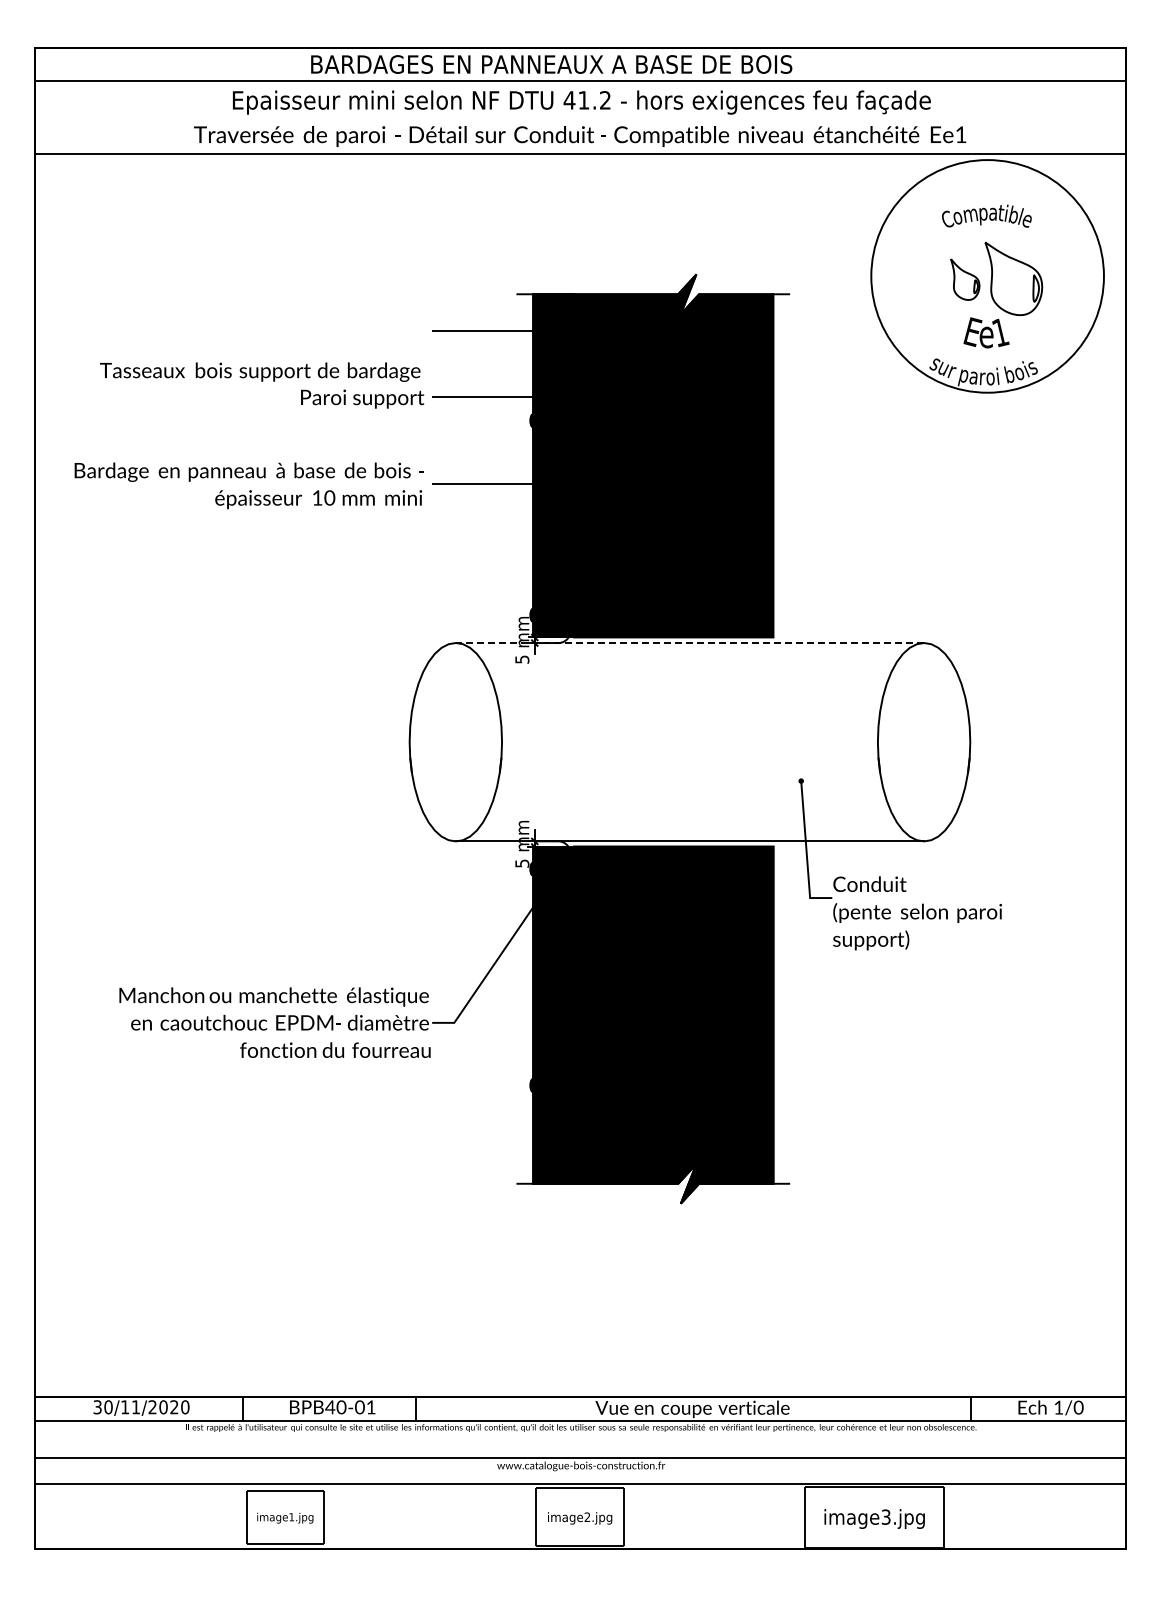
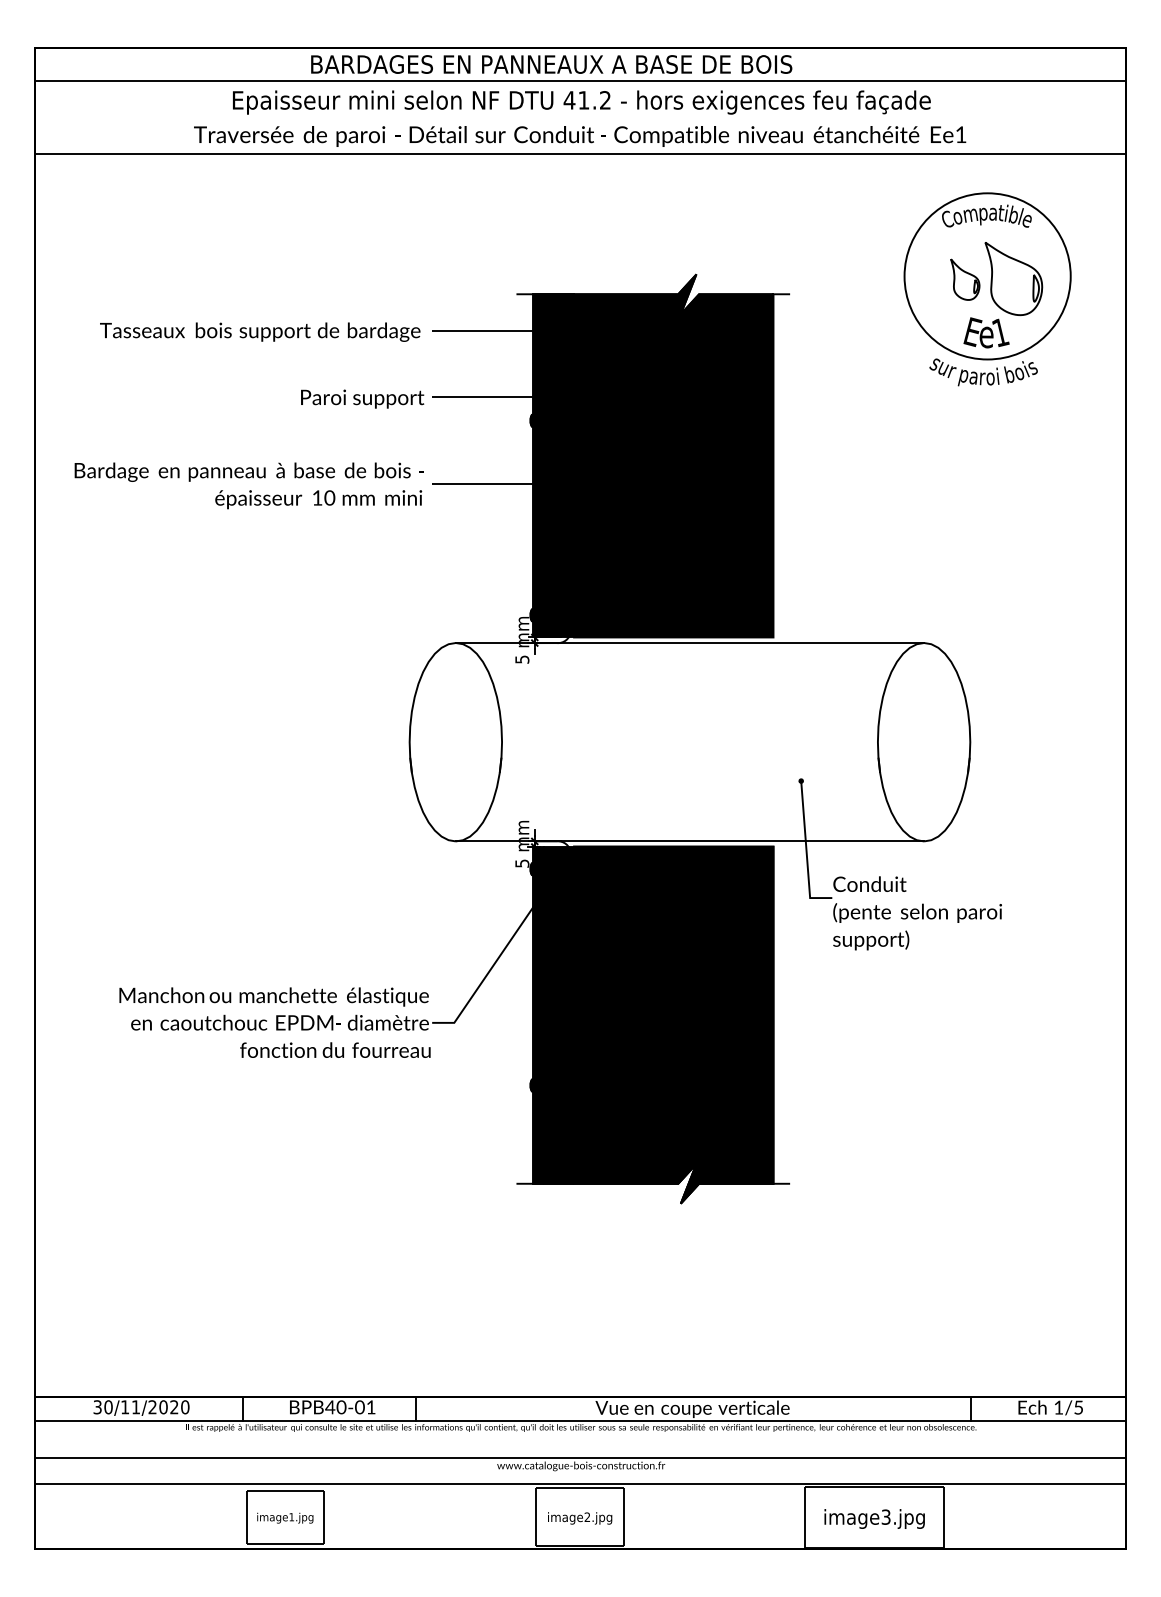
circle diameter: 233 px -> 166 px (987, 276)
text position: (260, 371) -> (260, 331) (260, 331)
line: dashed -> solid (689, 643)
text: 1/0 -> 1/5 (1078, 1407)
